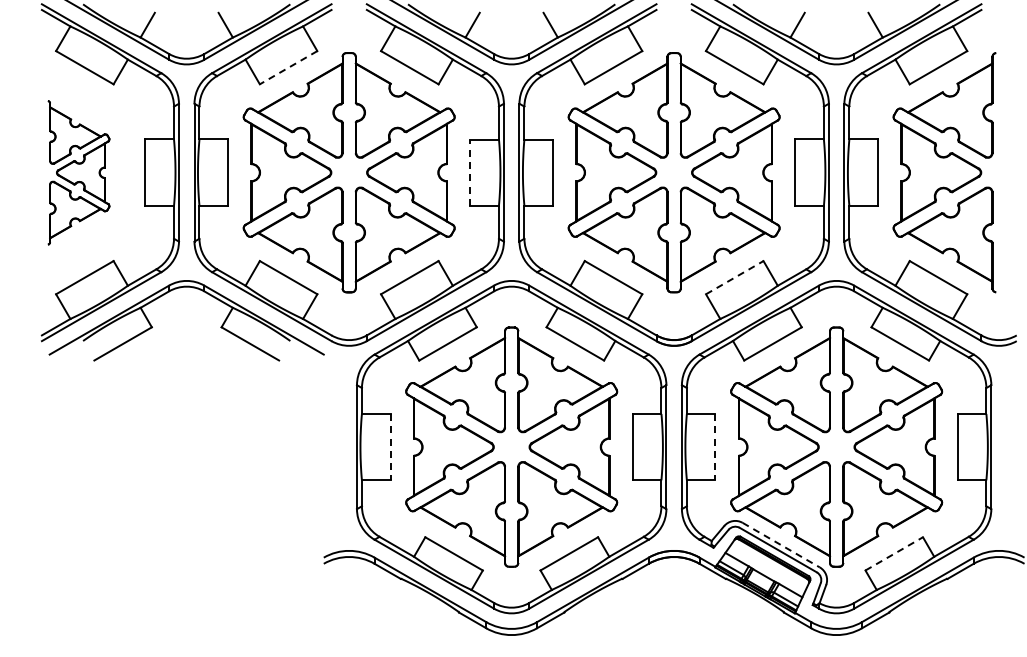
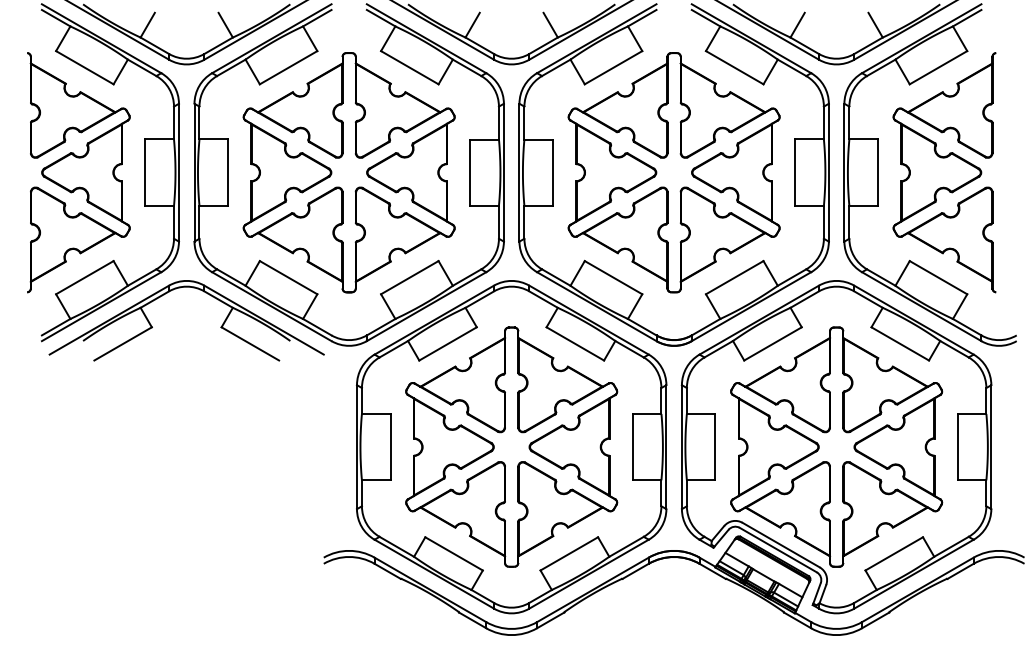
line: dashed -> solid (288, 67)
part size: 64x146 px -> 104x242 px (78, 172)
line: dashed -> solid (470, 172)
line: dashed -> solid (735, 277)
line: dashed -> solid (390, 447)
line: dashed -> solid (715, 447)
line: dashed -> solid (781, 545)
line: dashed -> solid (894, 553)
